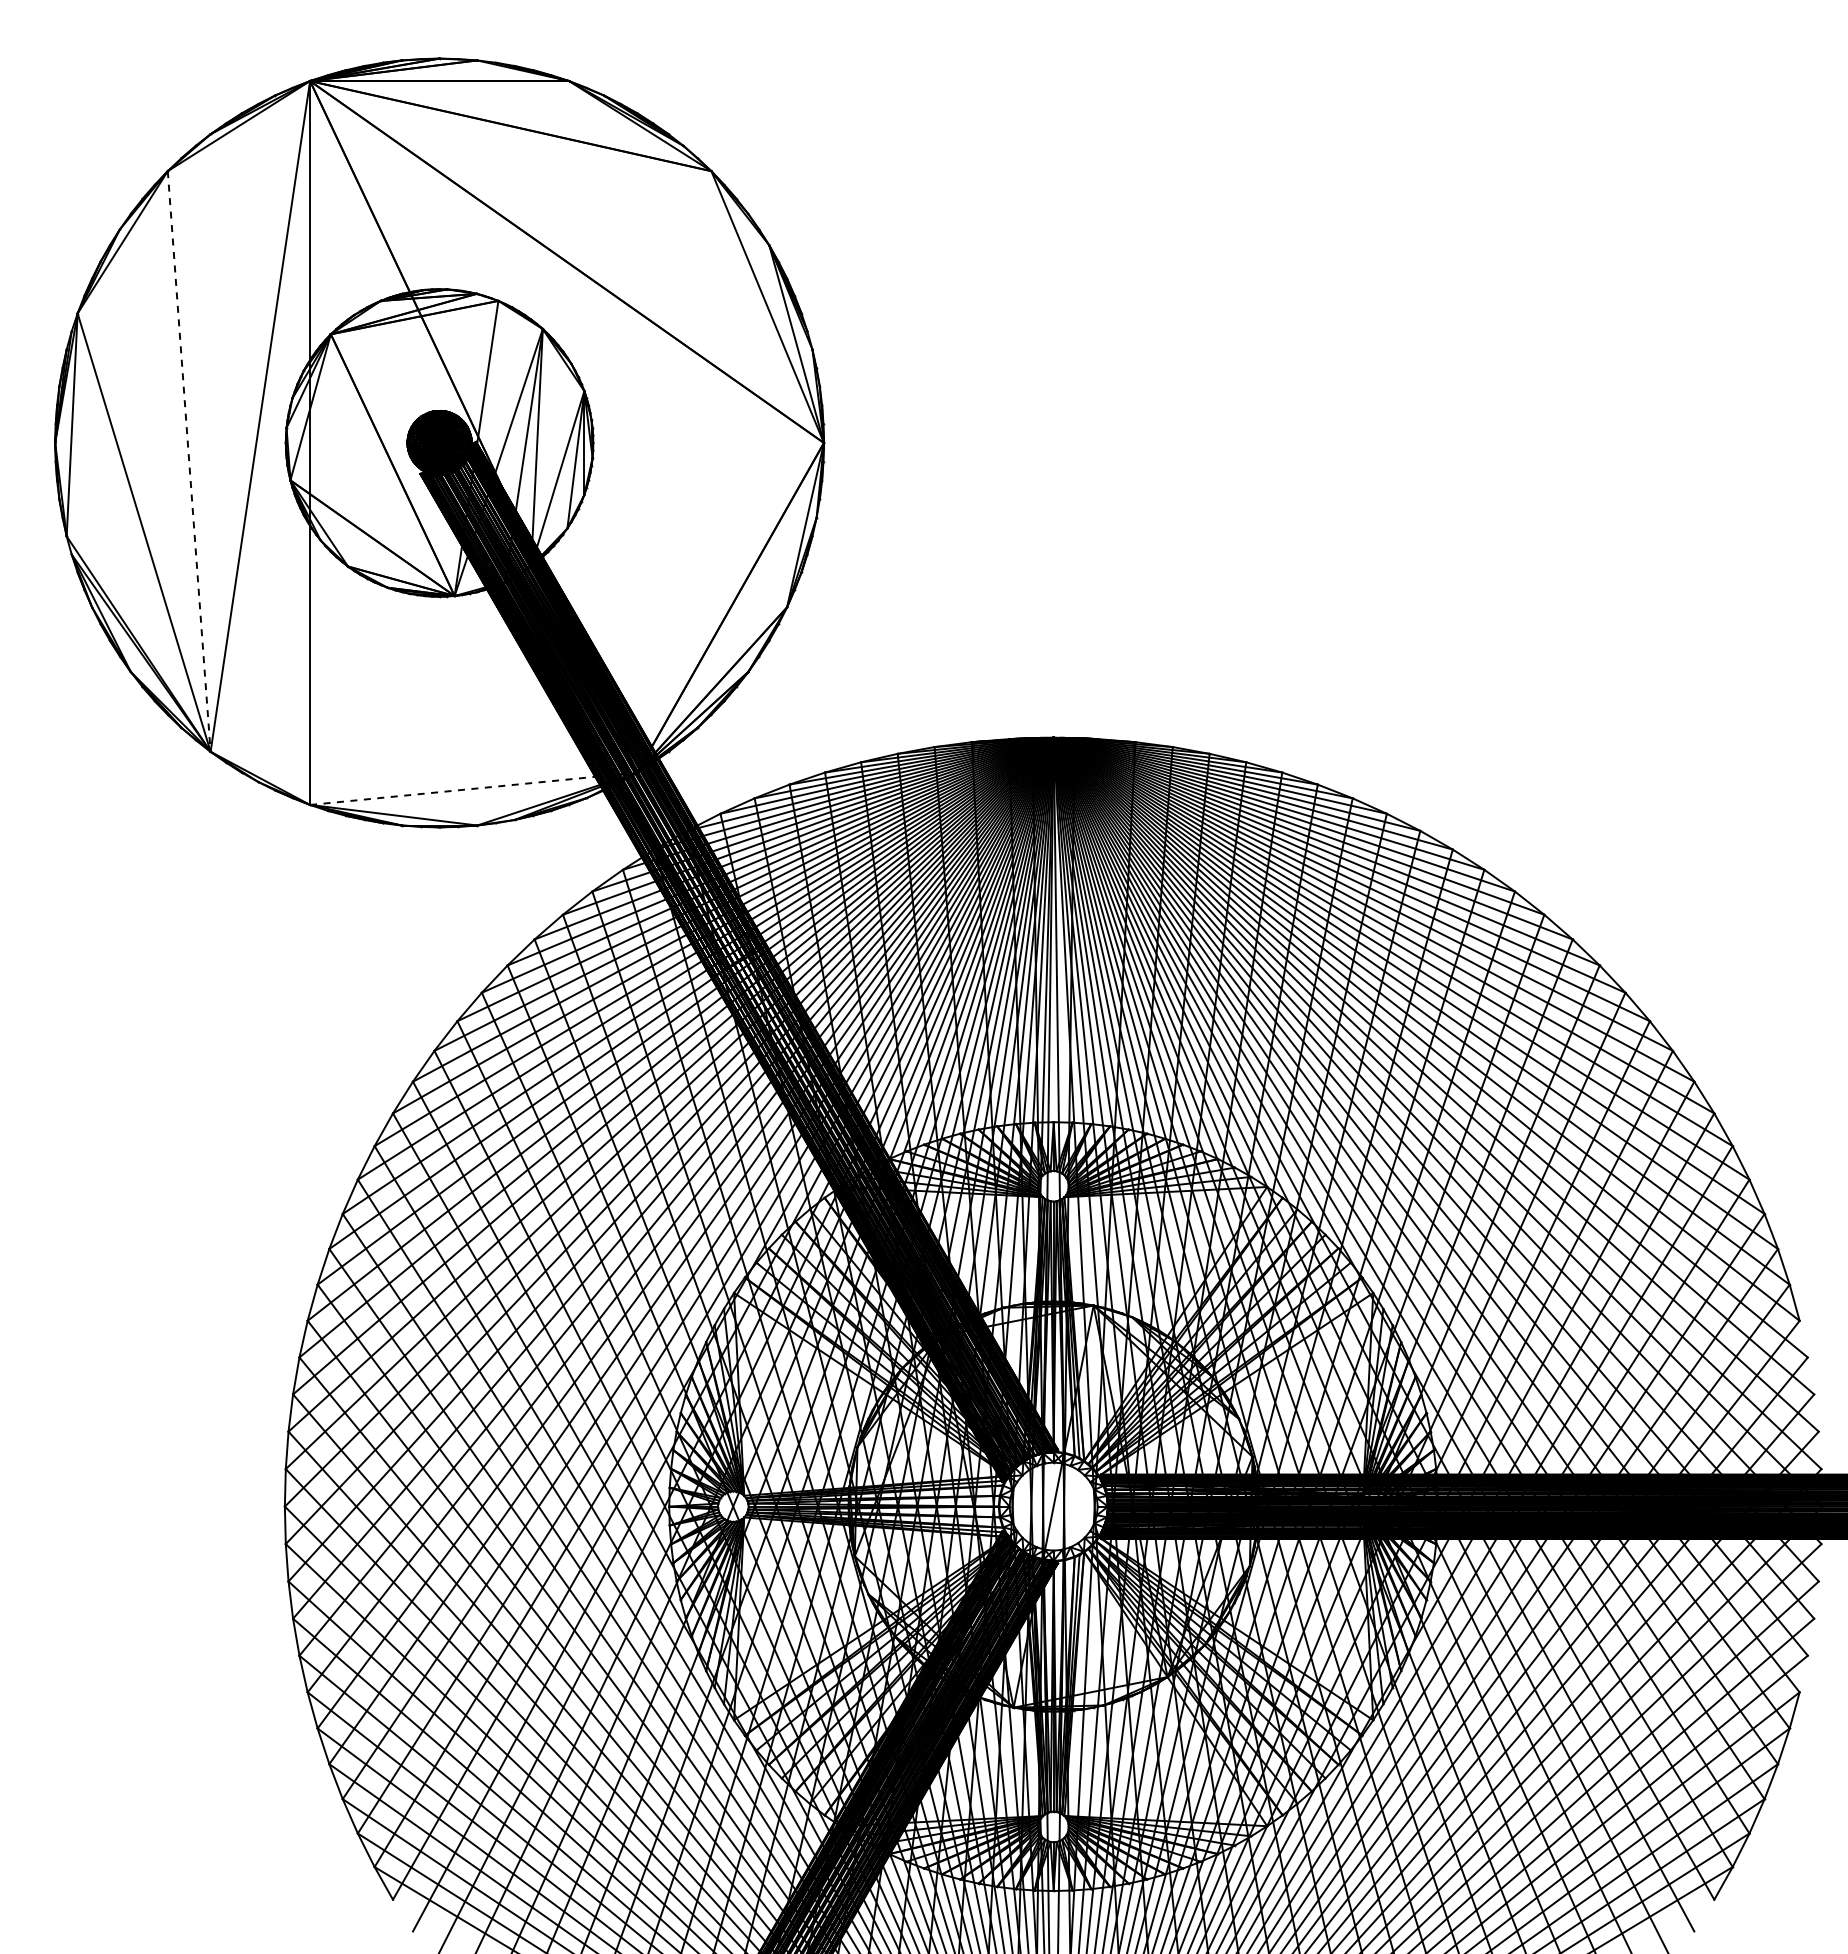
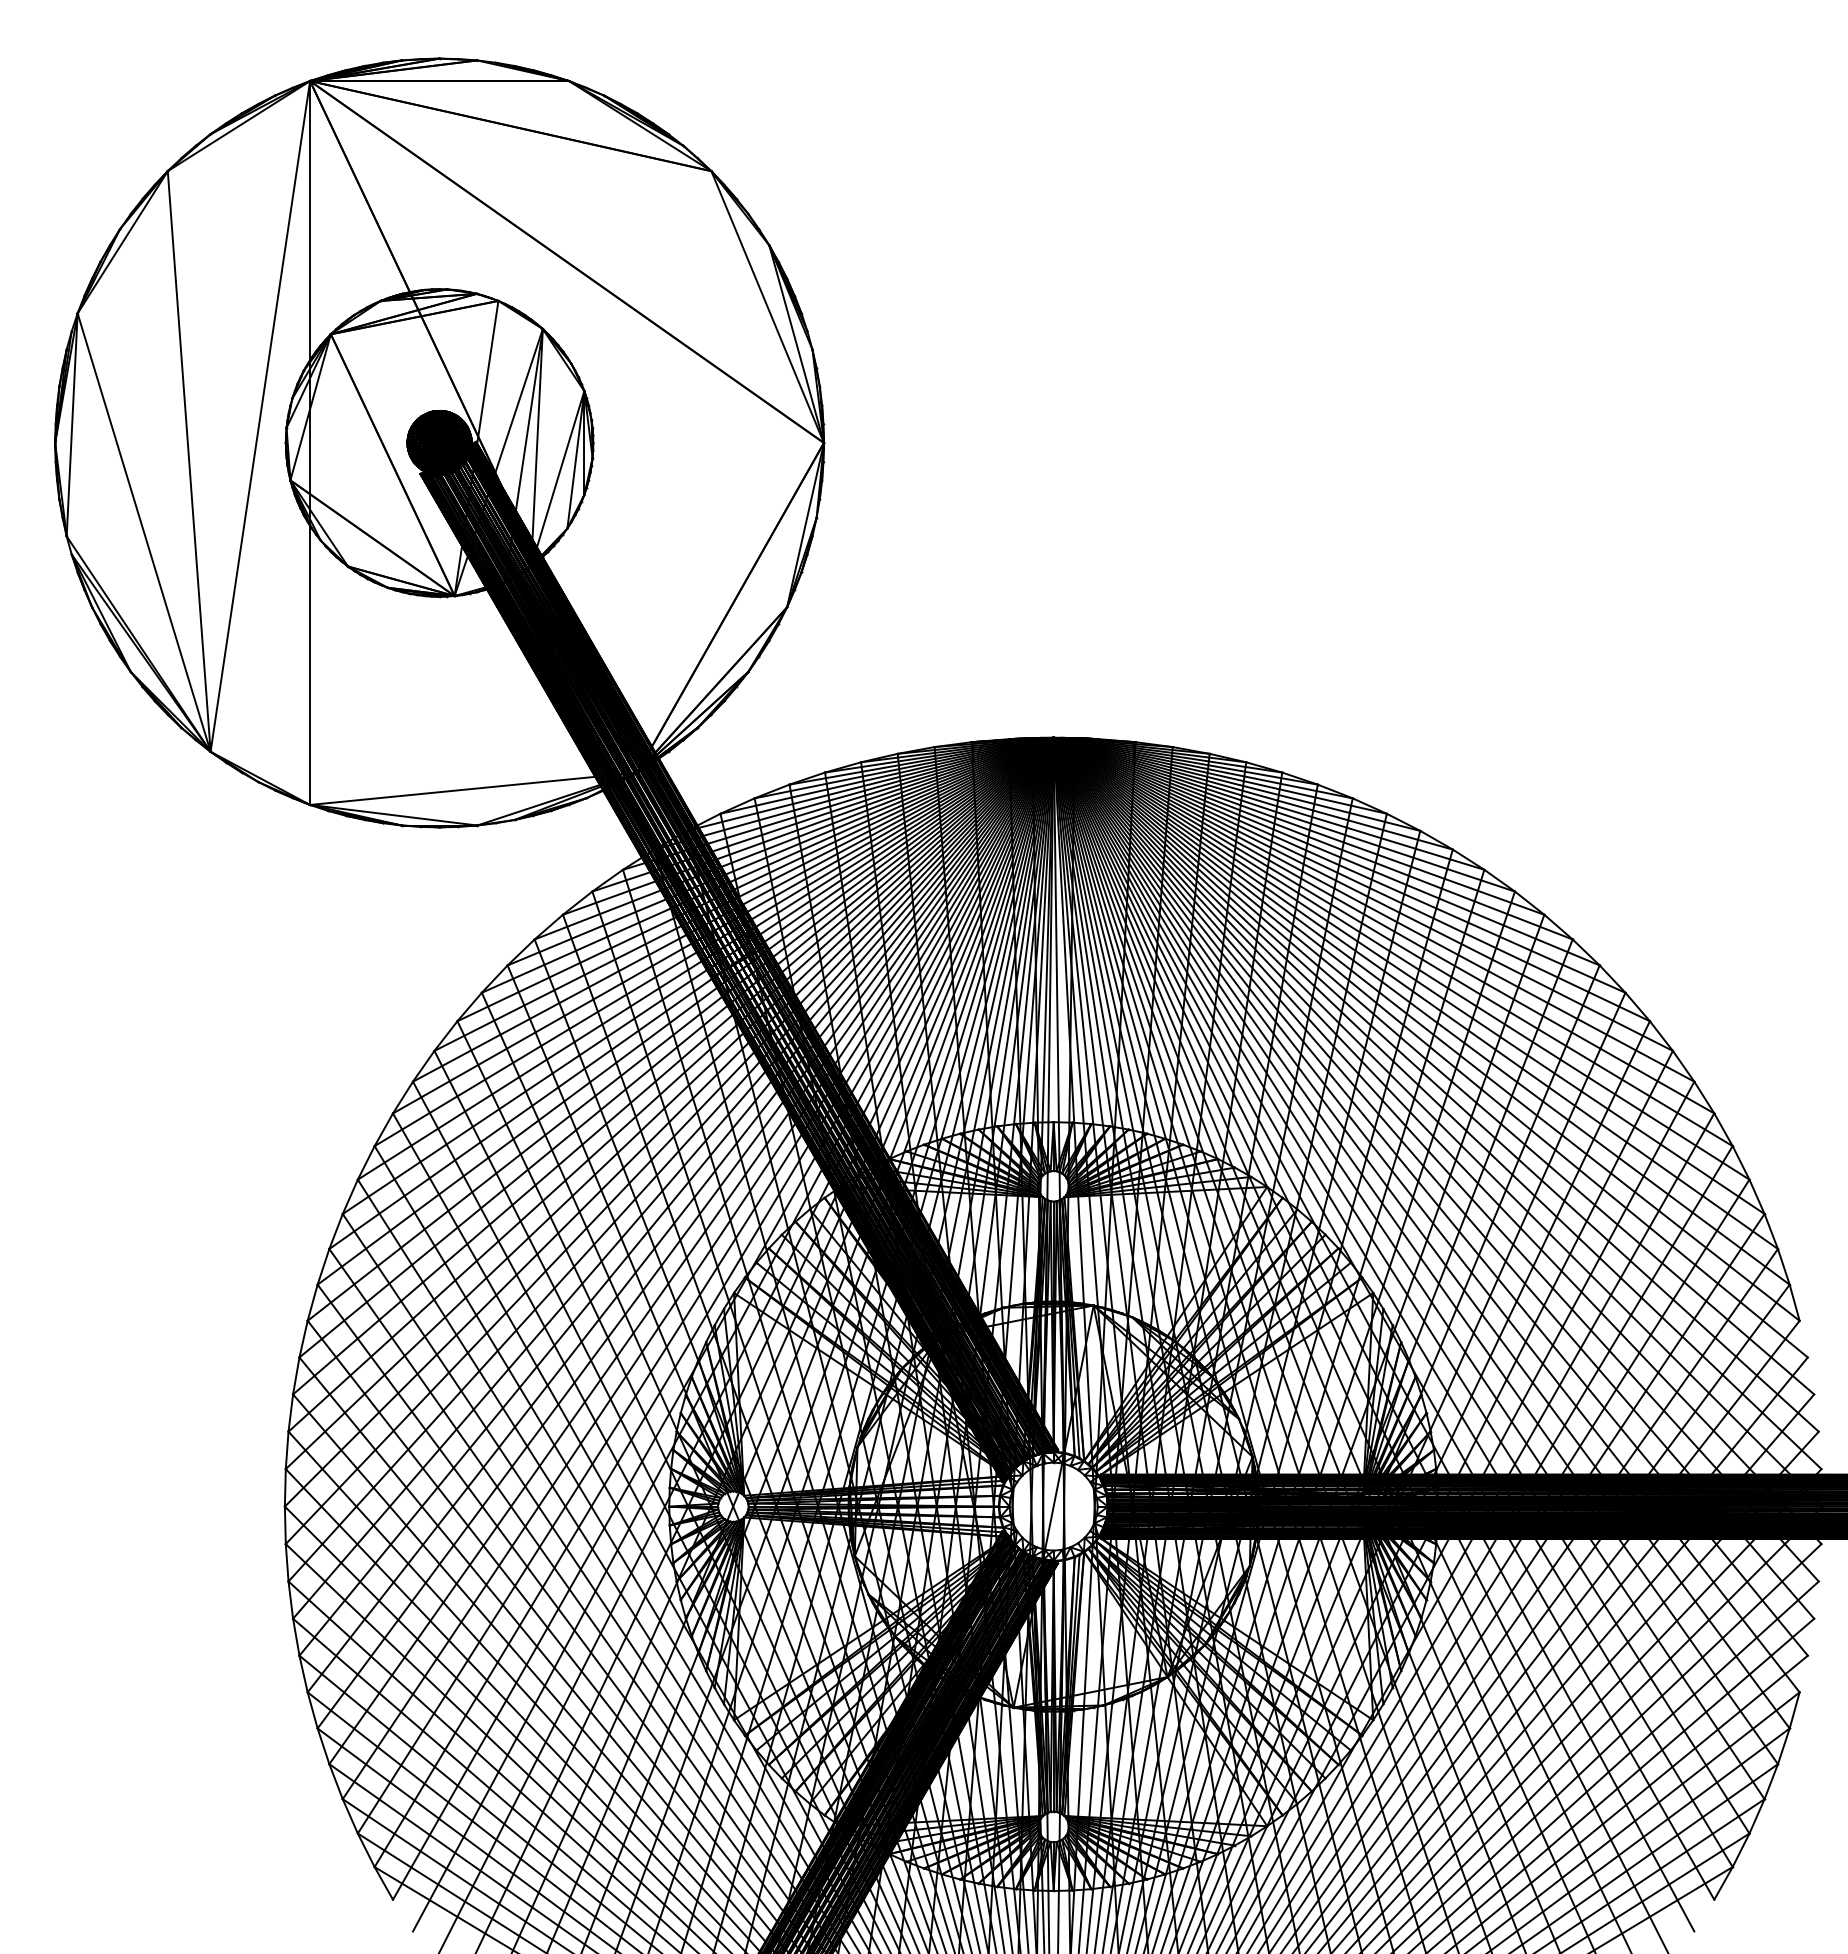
line: dashed -> solid (189, 461)
line: dashed -> solid (474, 788)
